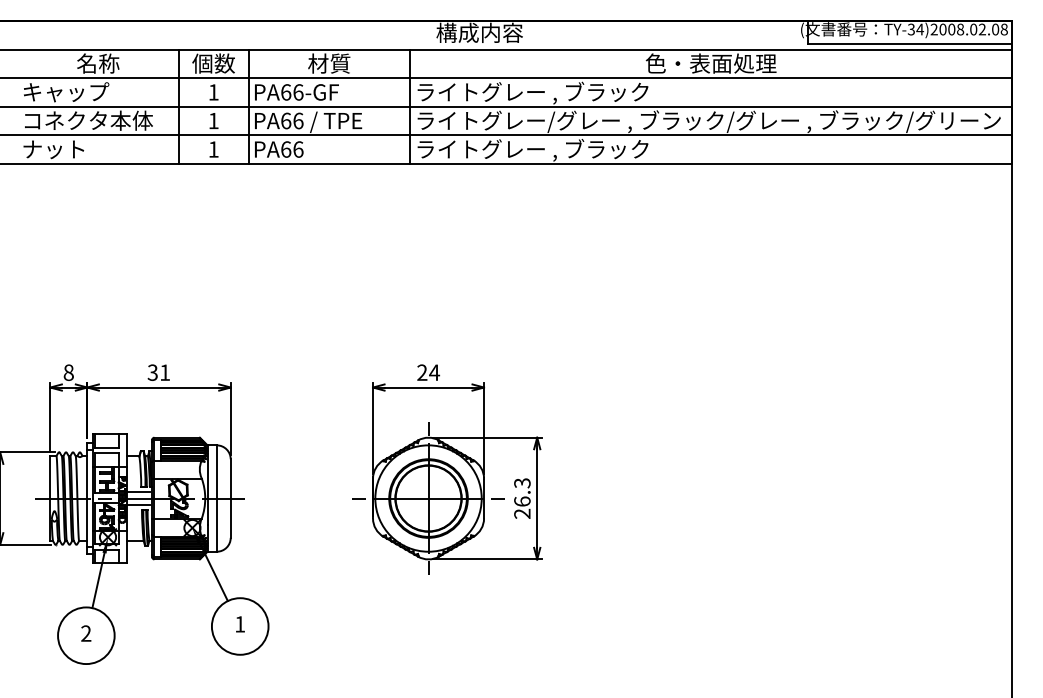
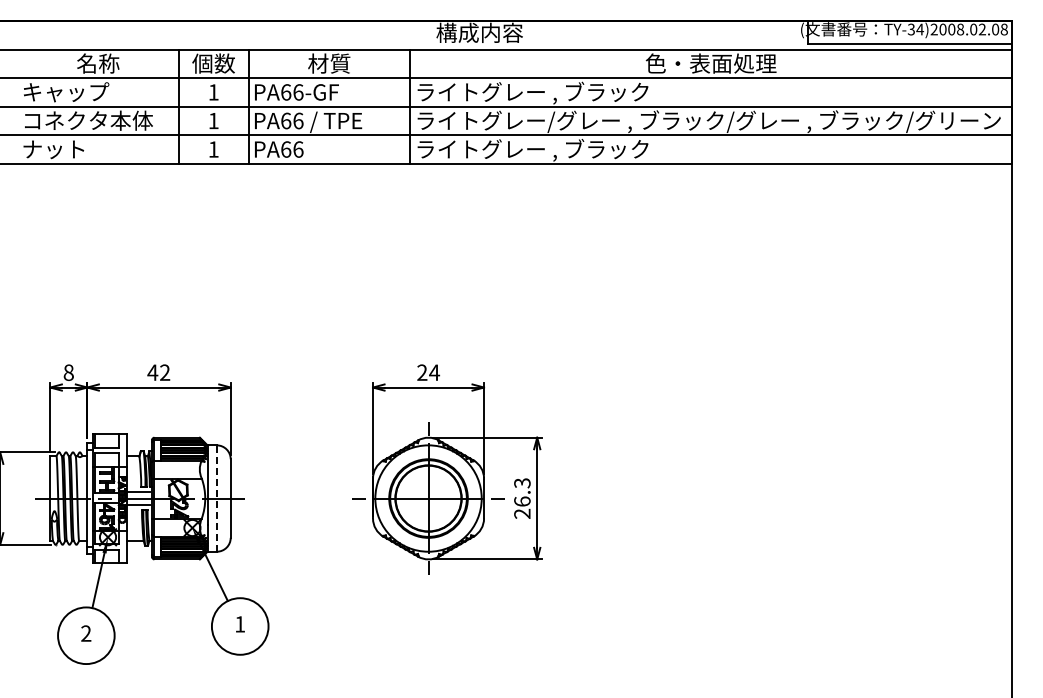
text: 31 -> 42 (158, 372)
line: solid -> dashed (216, 498)
